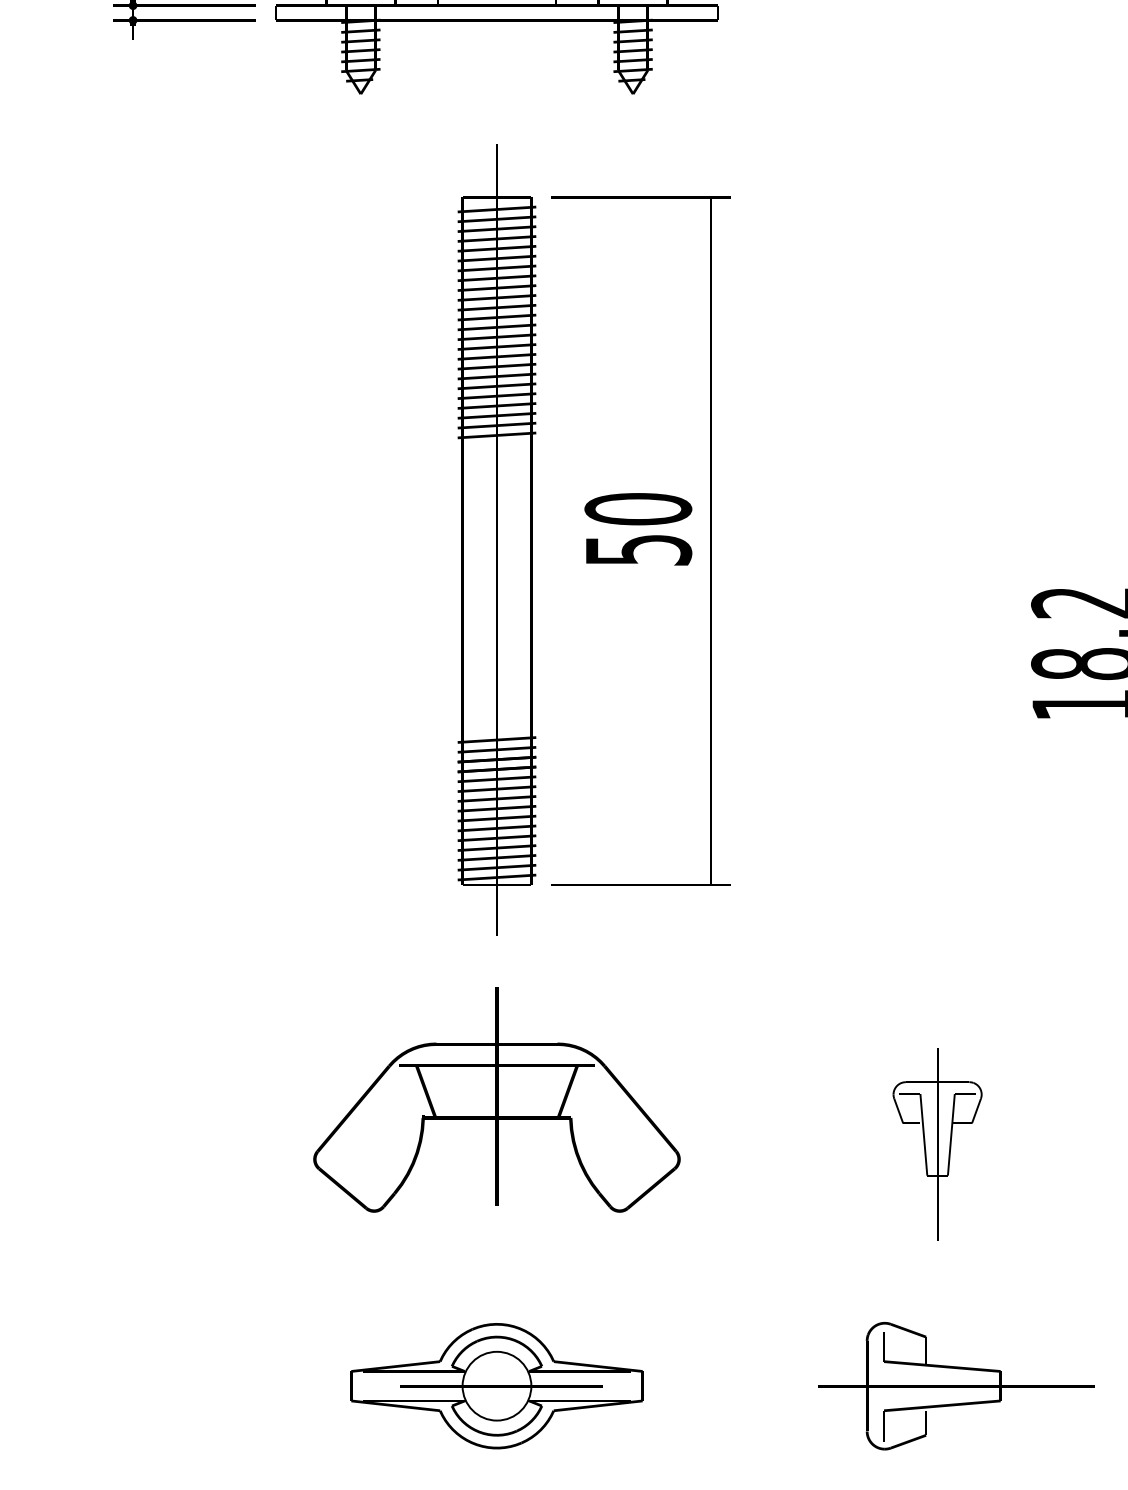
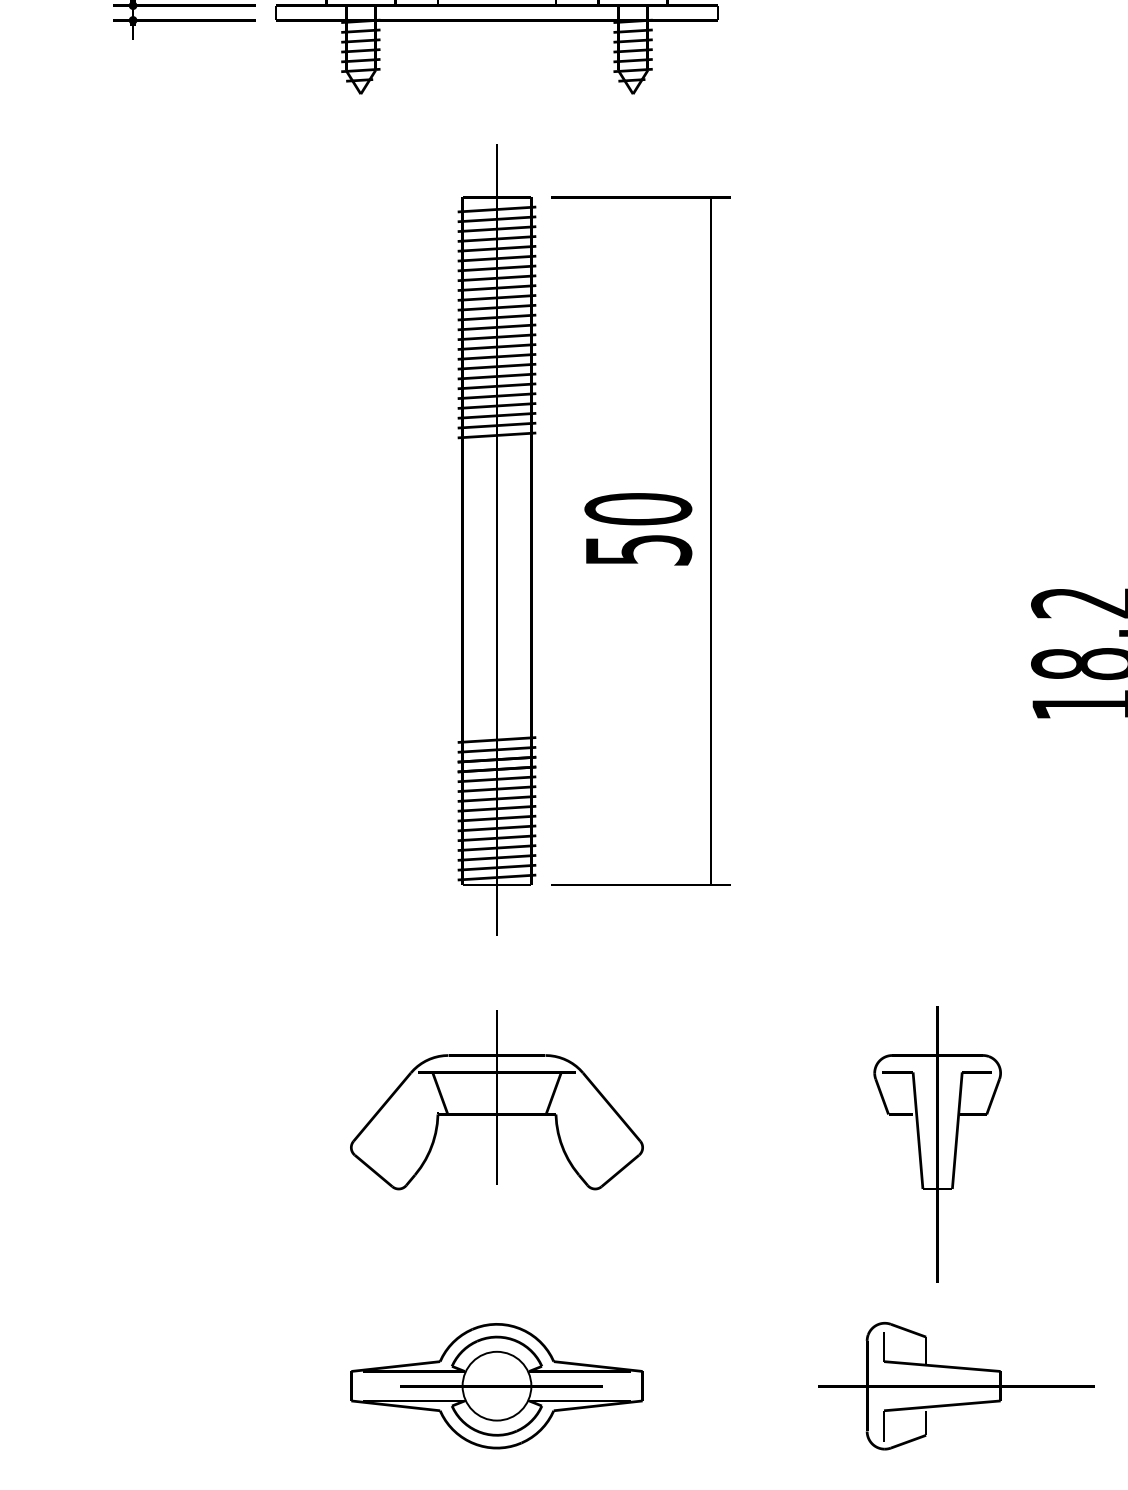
part size: 368x226 px -> 294x181 px (496, 1100)
part size: 91x193 px -> 129x277 px (937, 1144)
